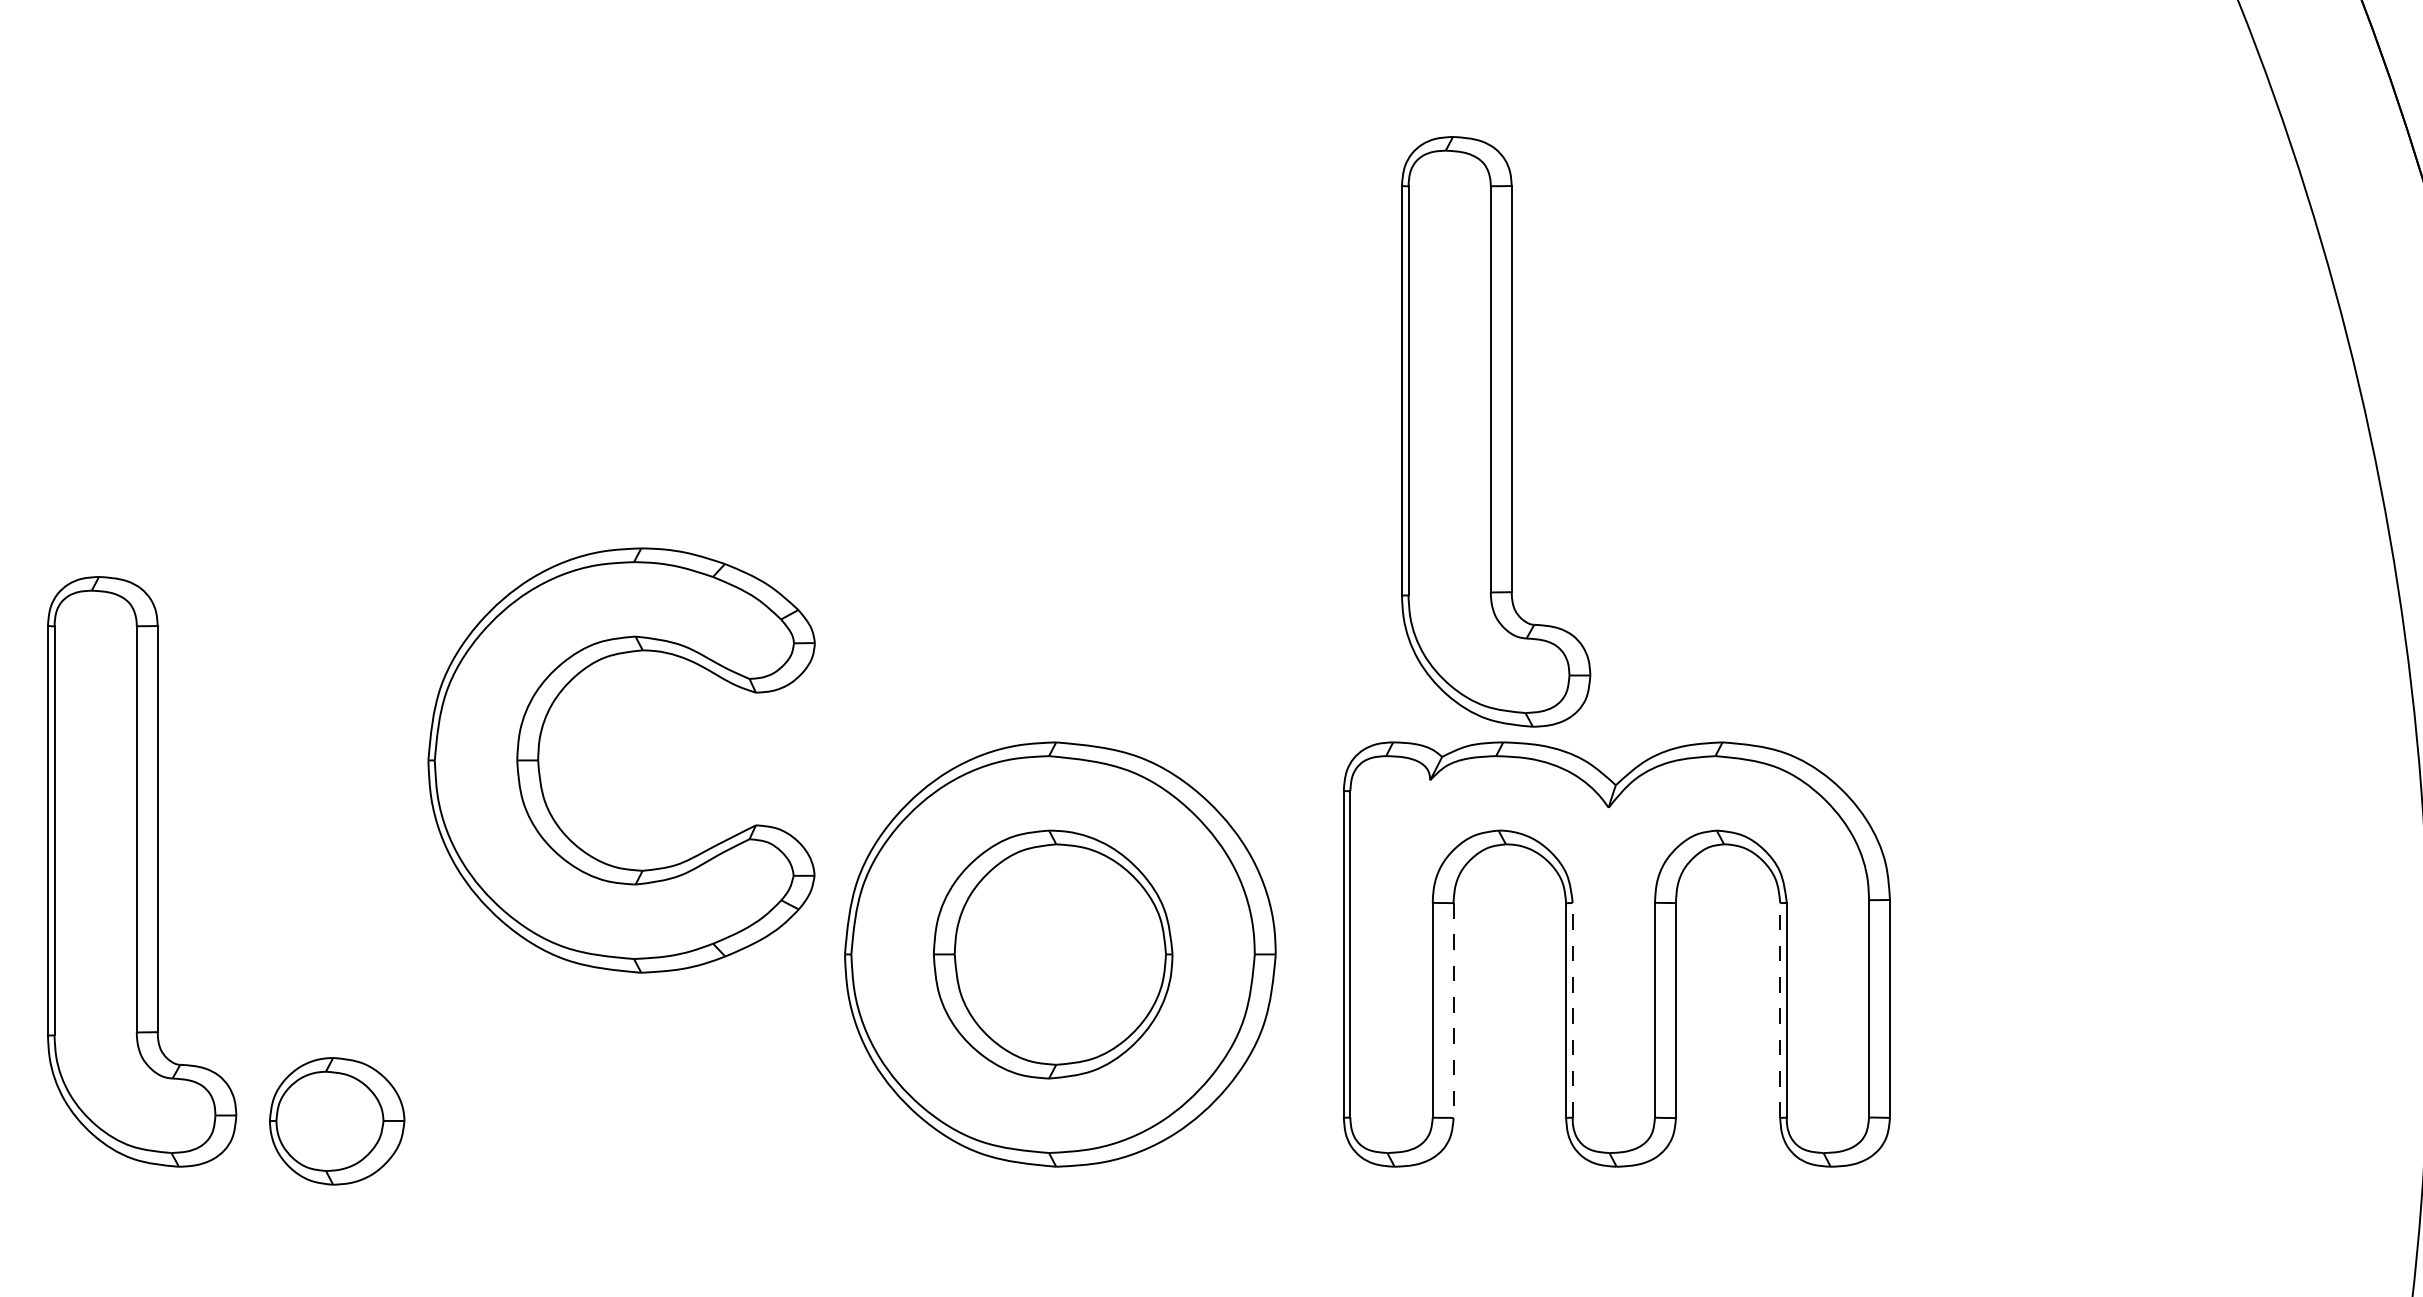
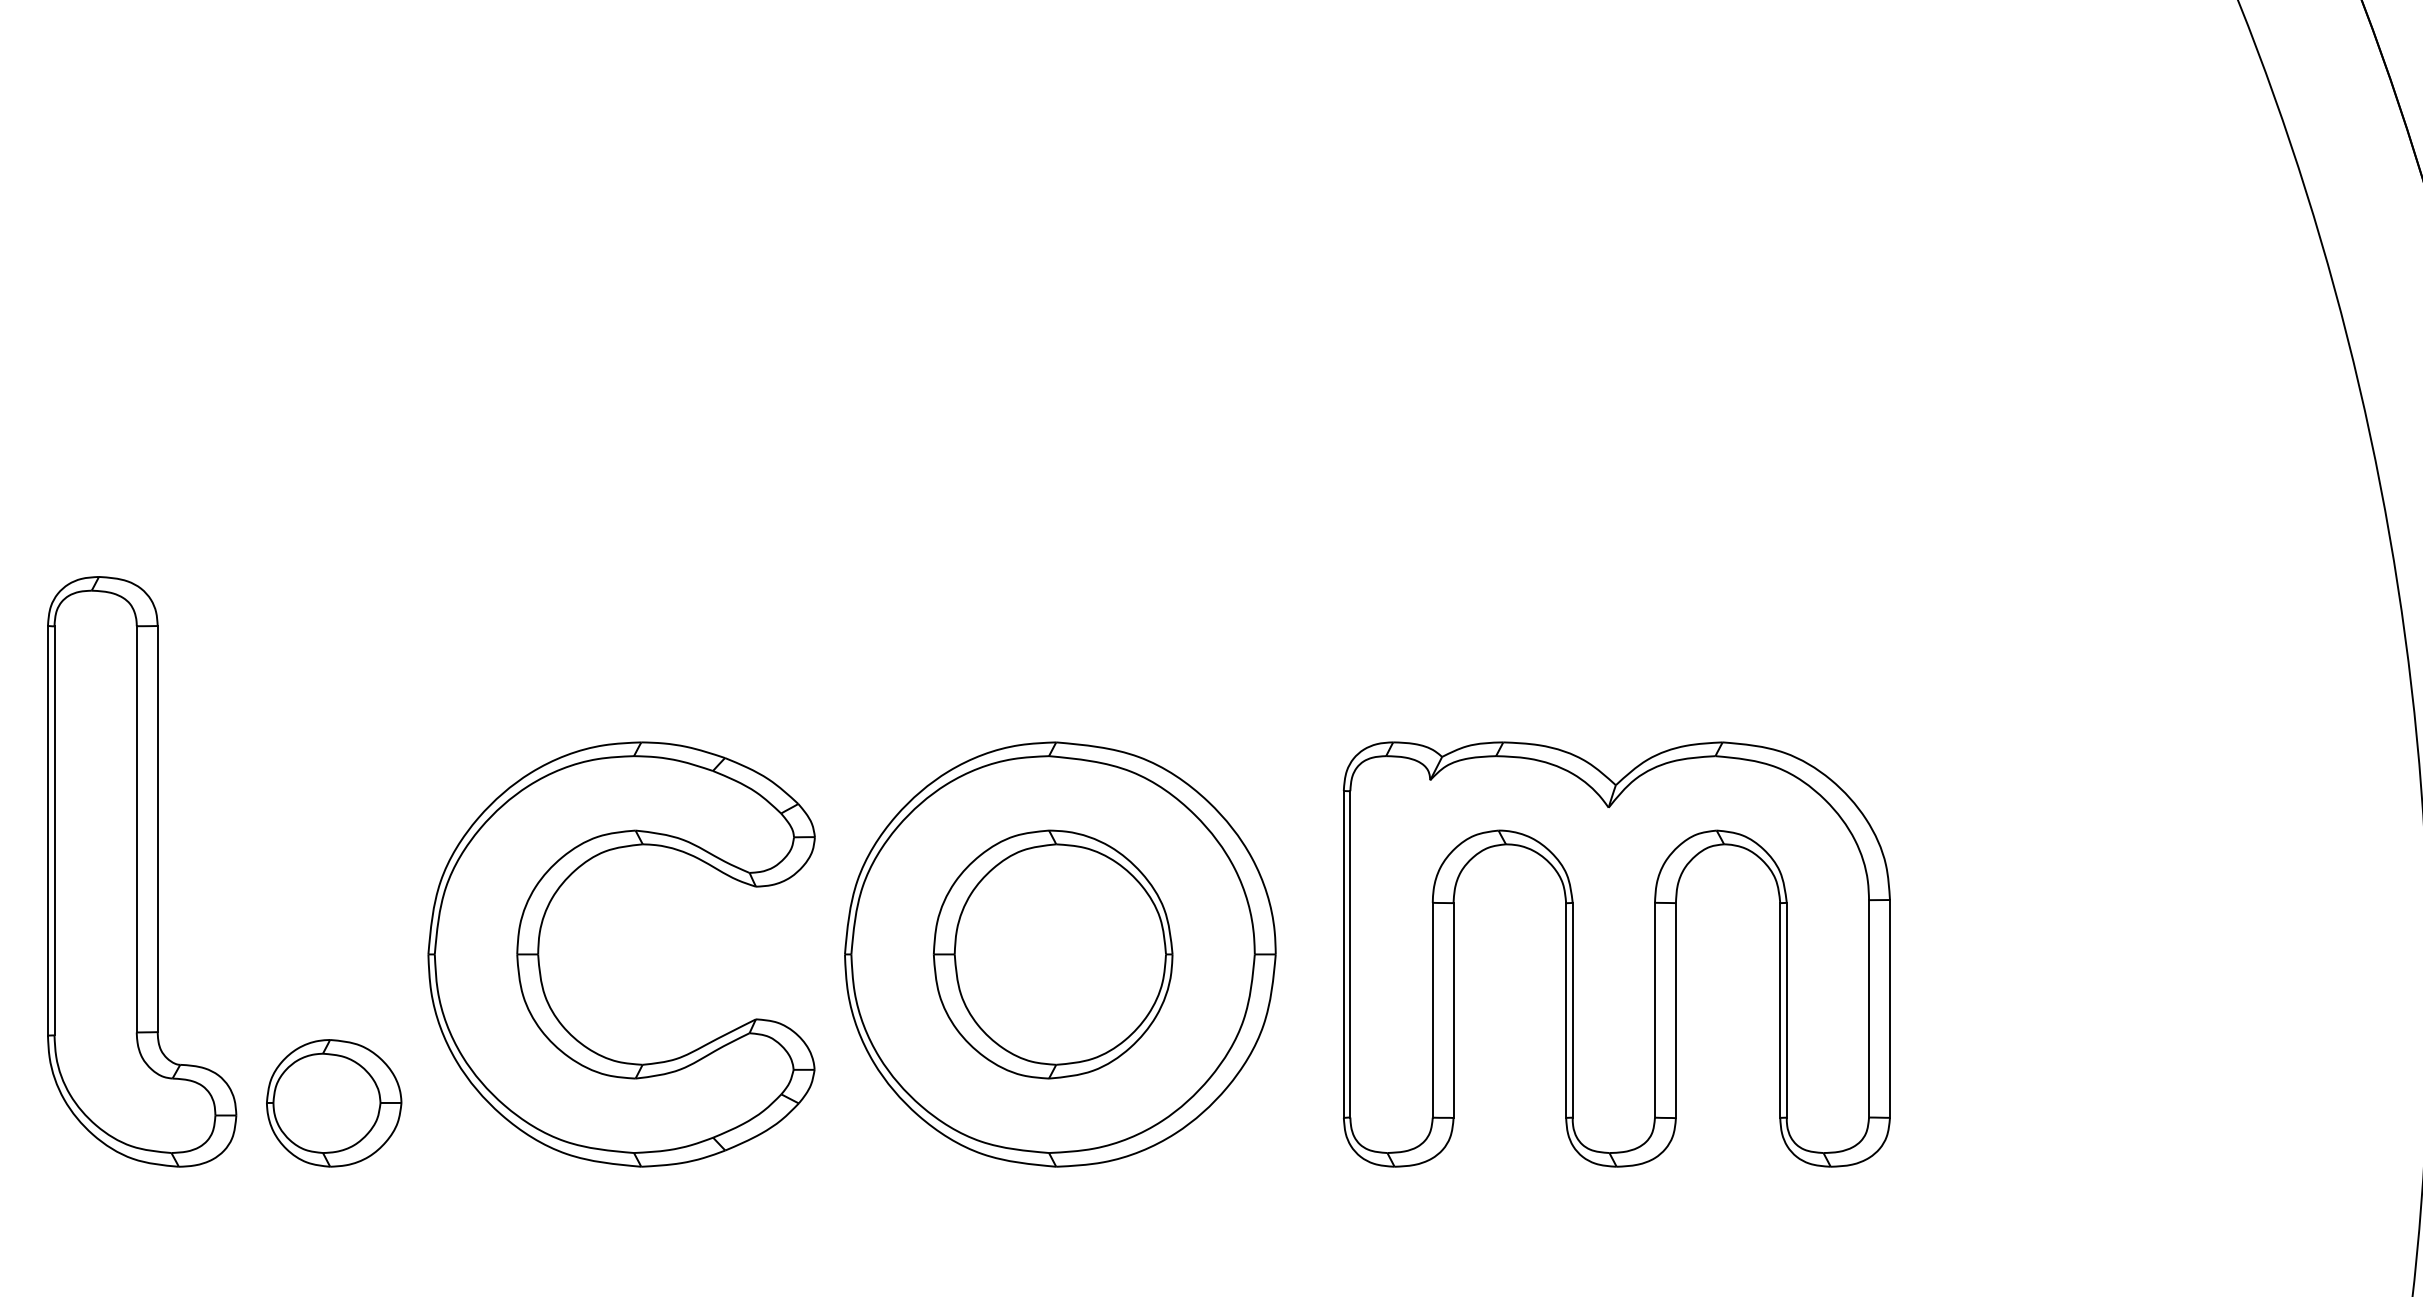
part: present -> none (1496, 431)
part position: (540, 772) -> (540, 966) (540, 966)
line: dashed -> solid (1572, 1009)
line: dashed -> solid (1780, 1009)
line: dashed -> solid (1453, 1011)
part position: (337, 1121) -> (334, 1103) (334, 1103)
